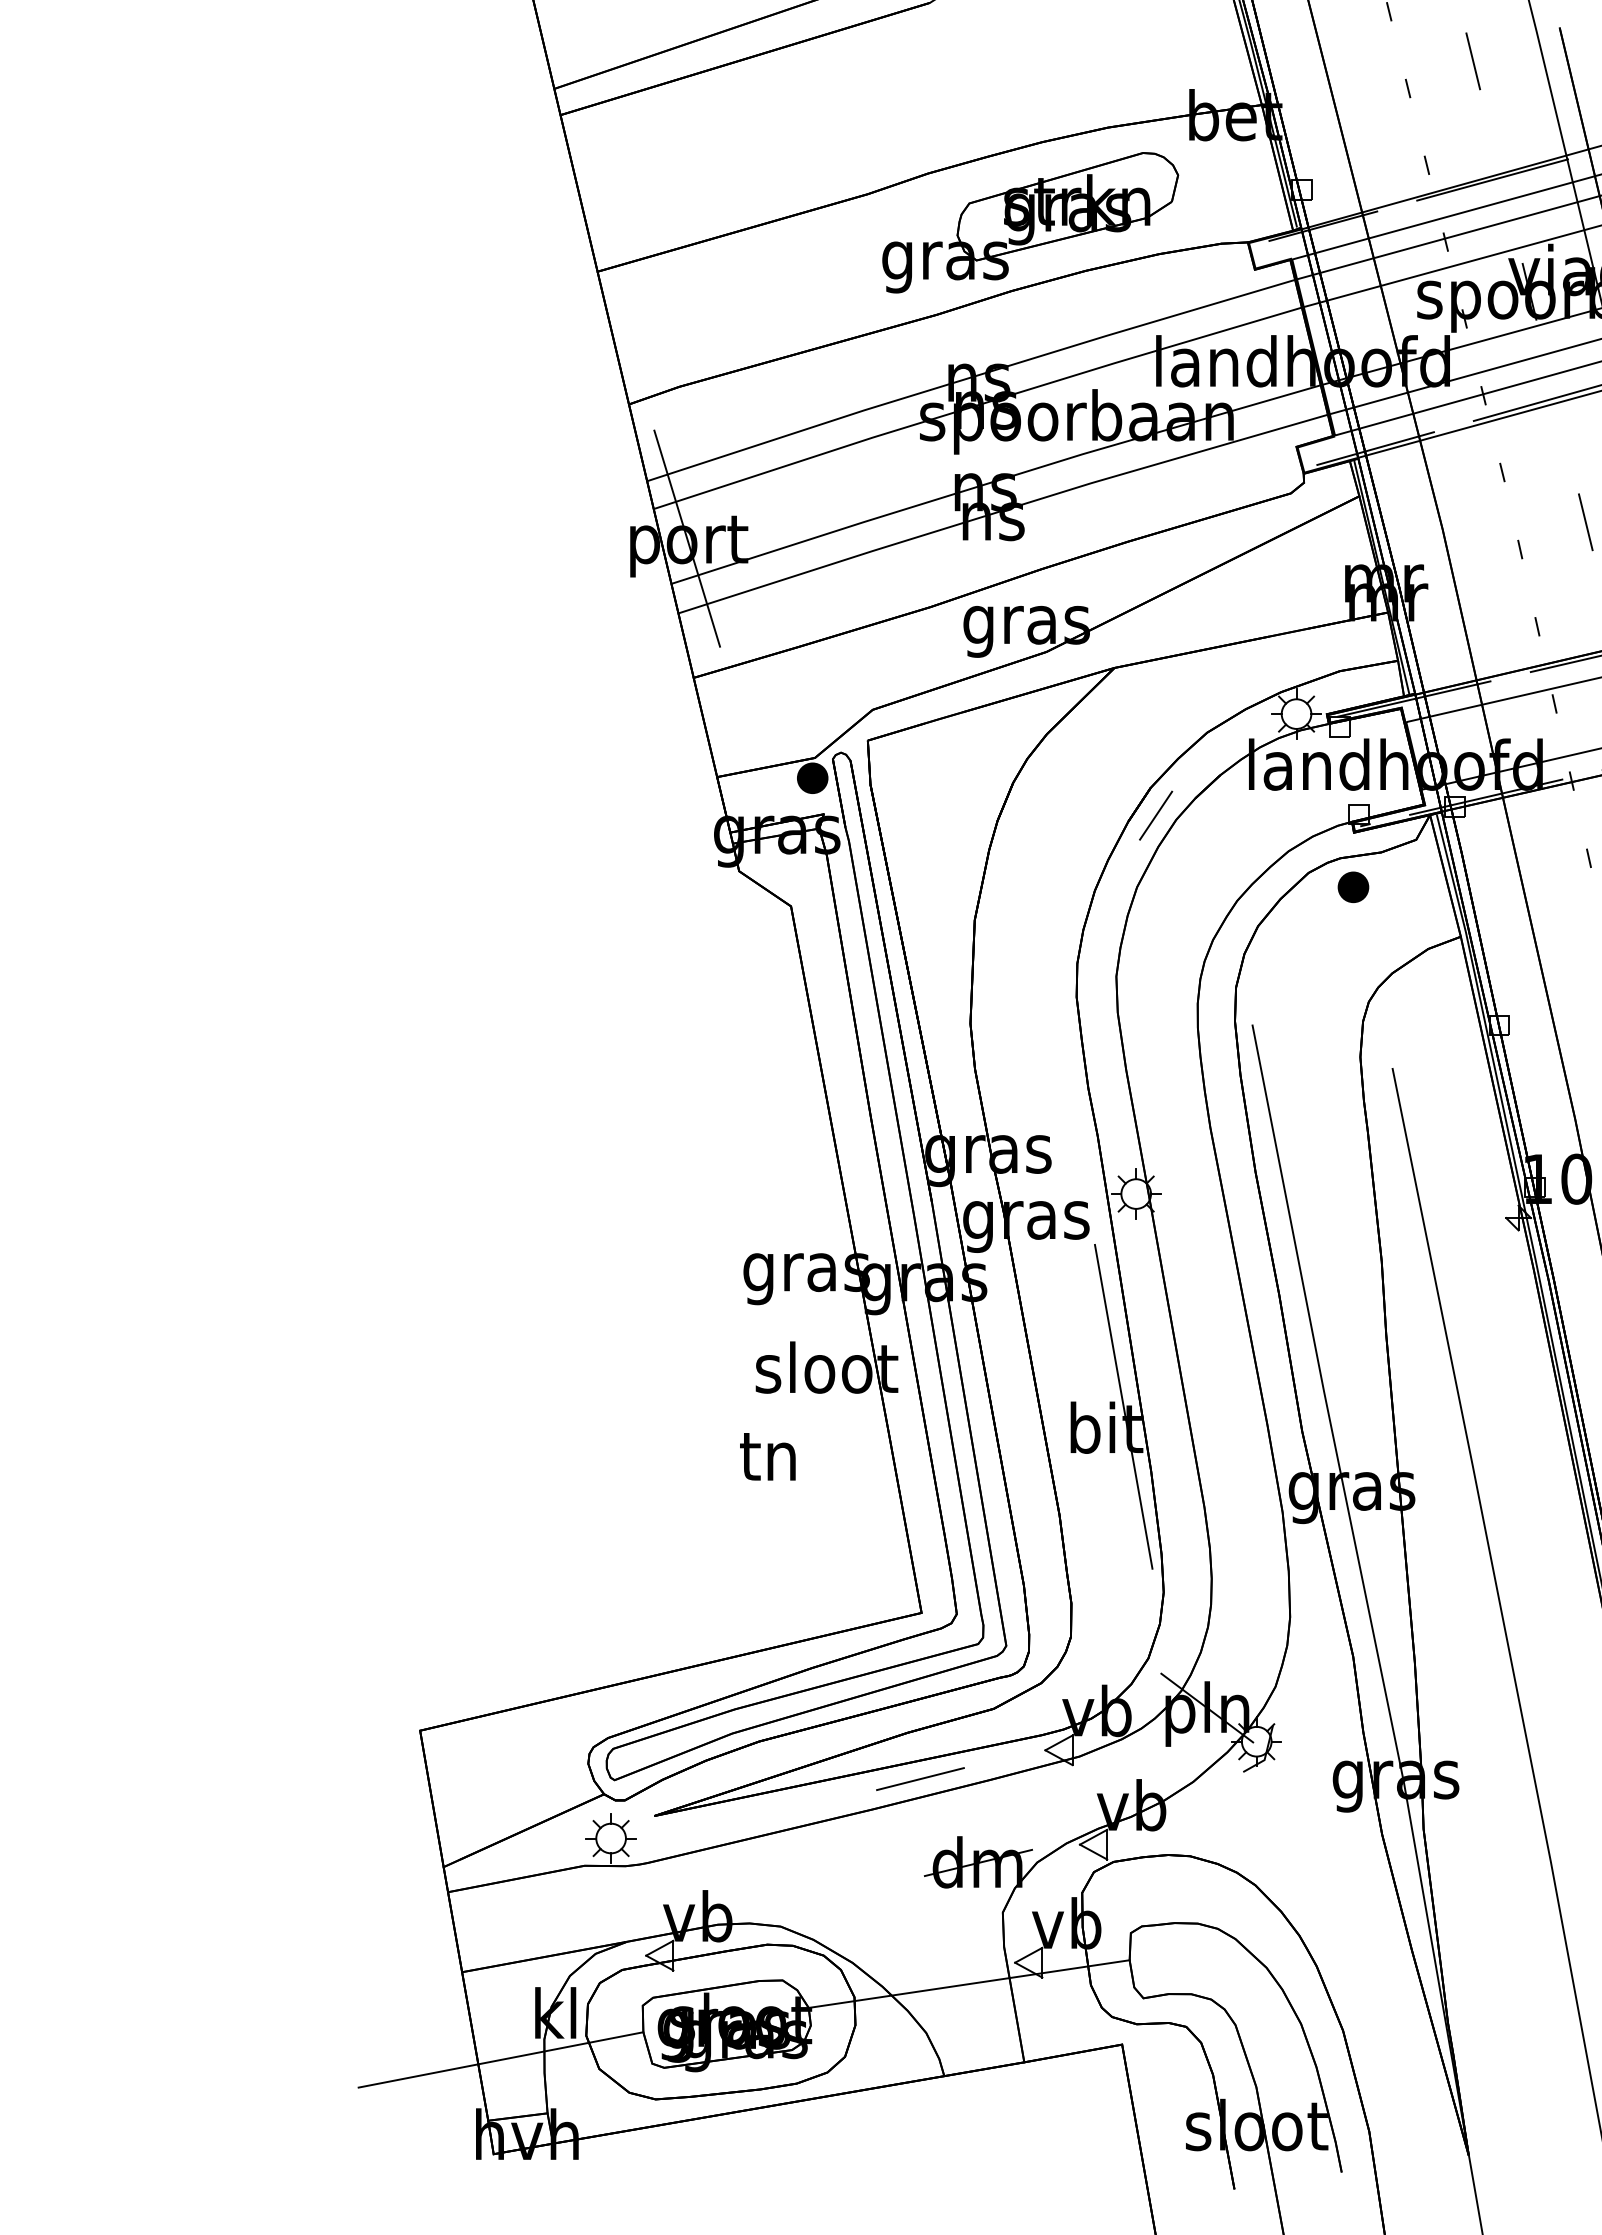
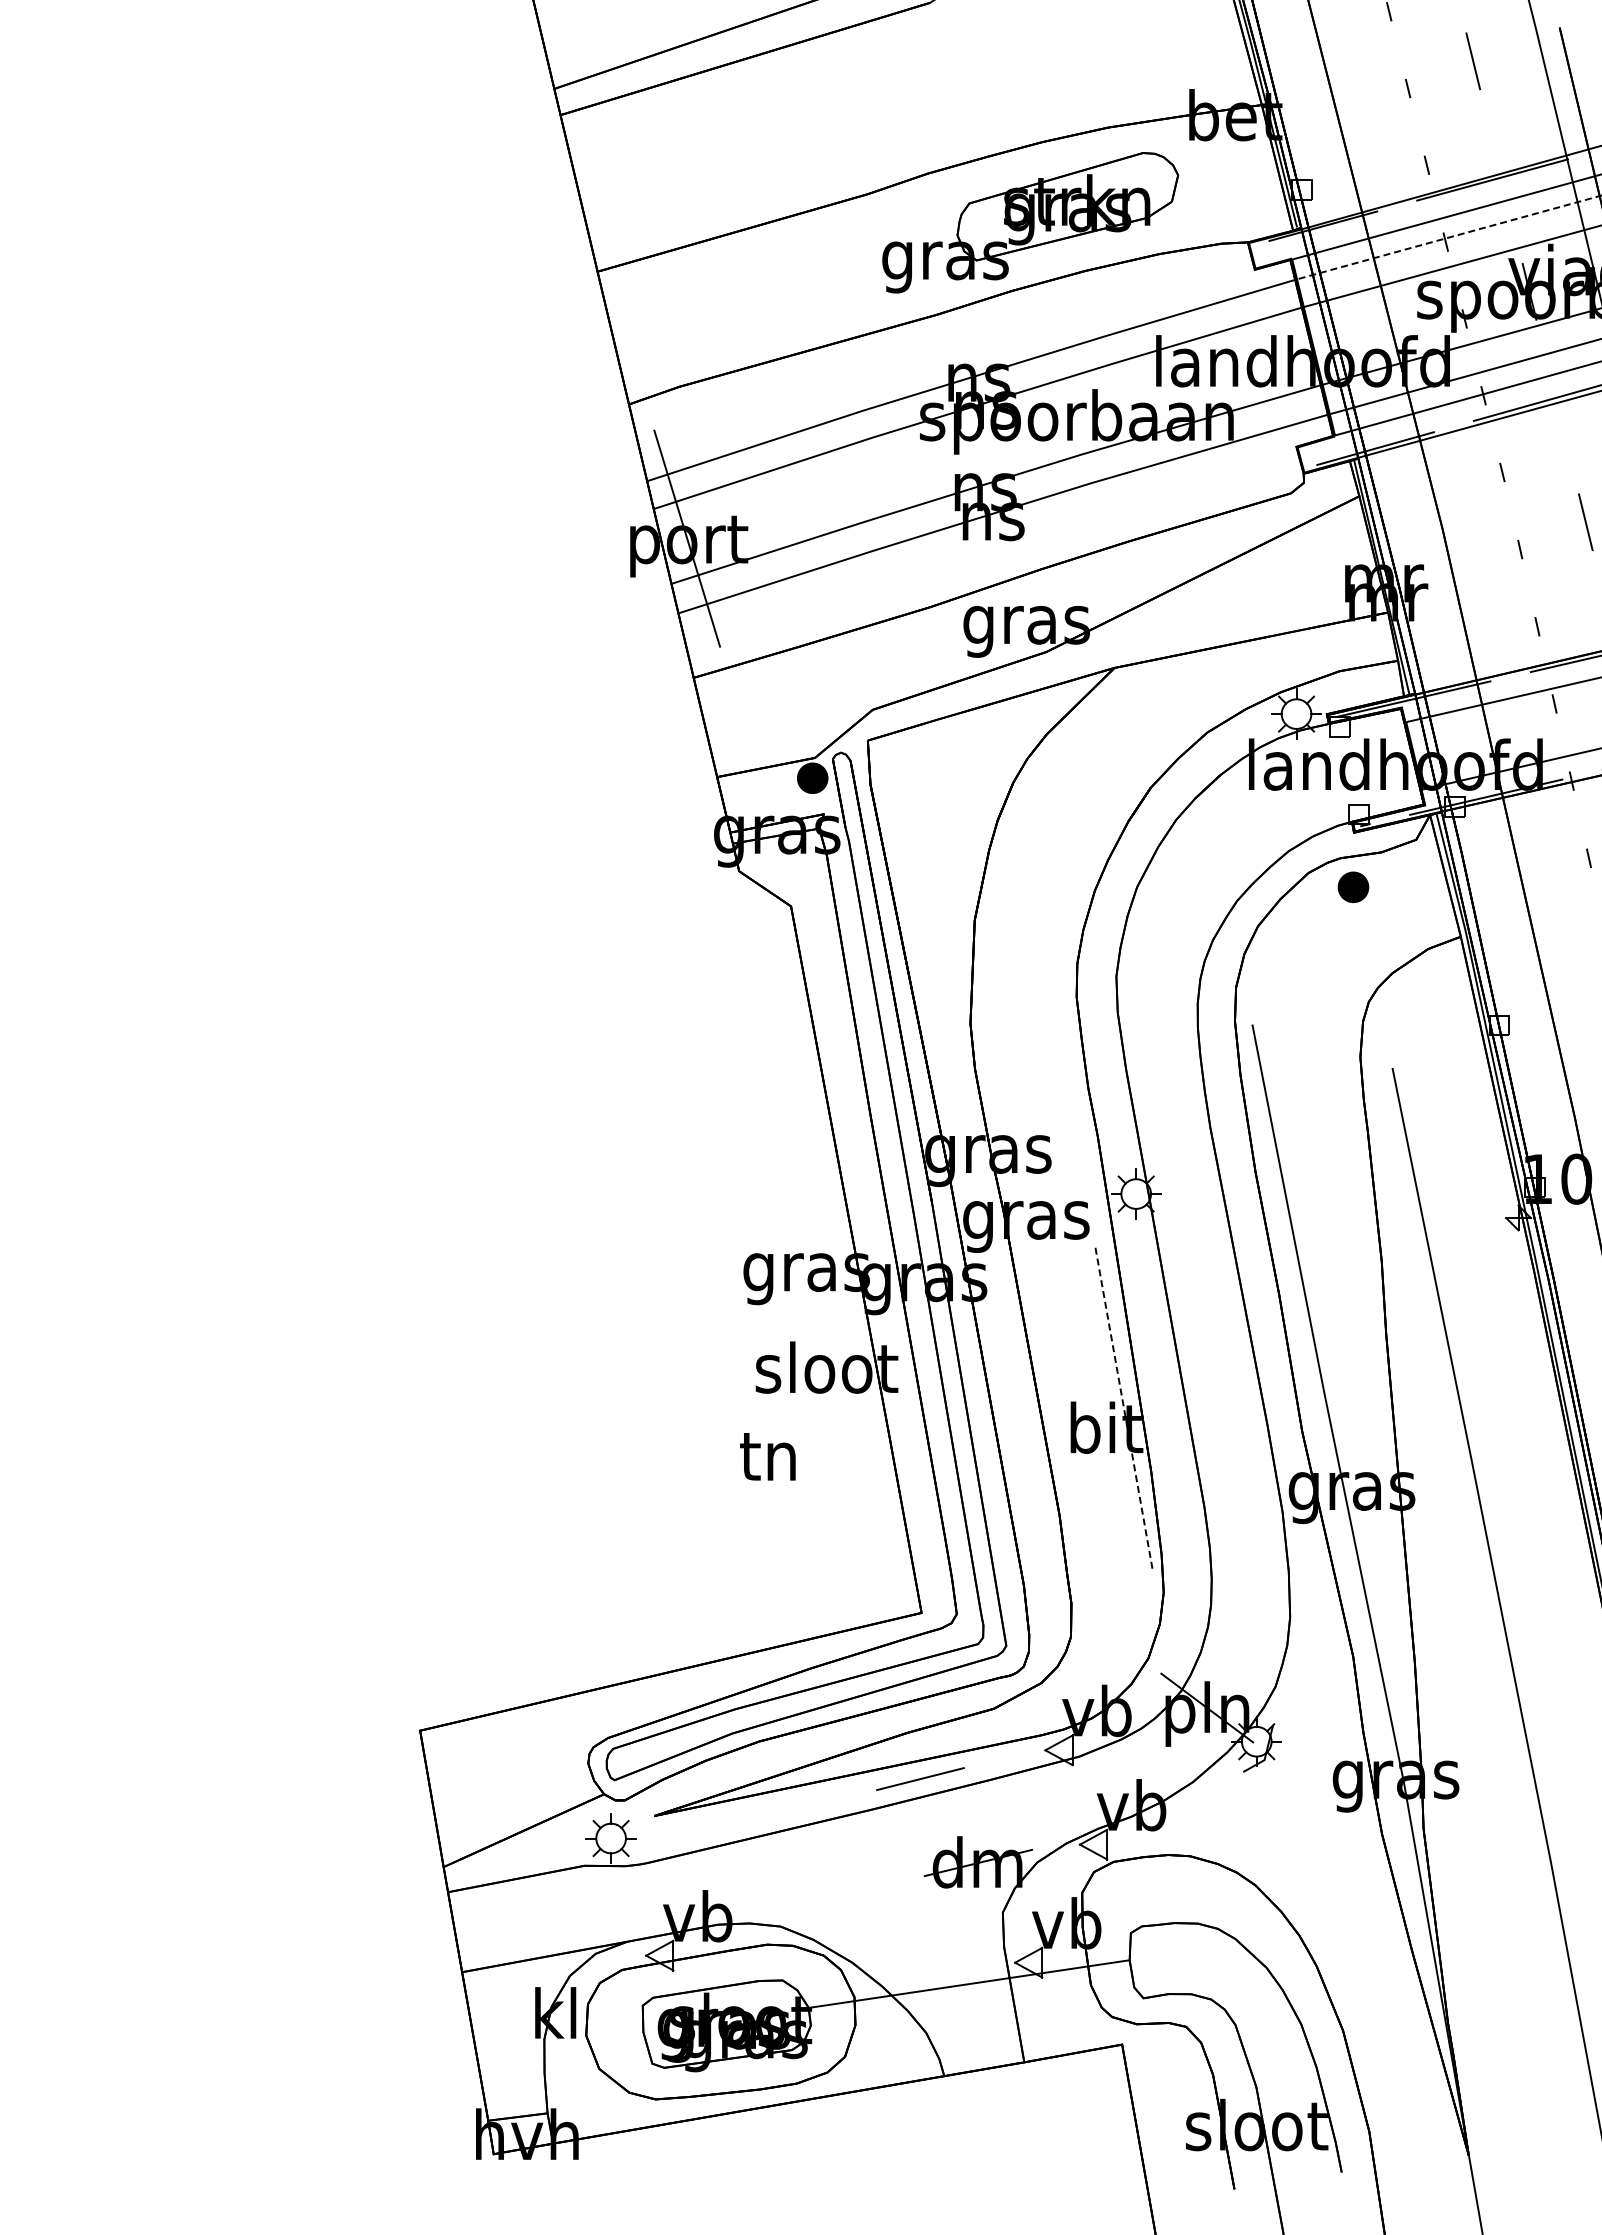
line: solid -> dashed (1448, 237)
line: present -> none (1156, 815)
line: solid -> dashed (1123, 1406)
line: present -> none (500, 2059)
